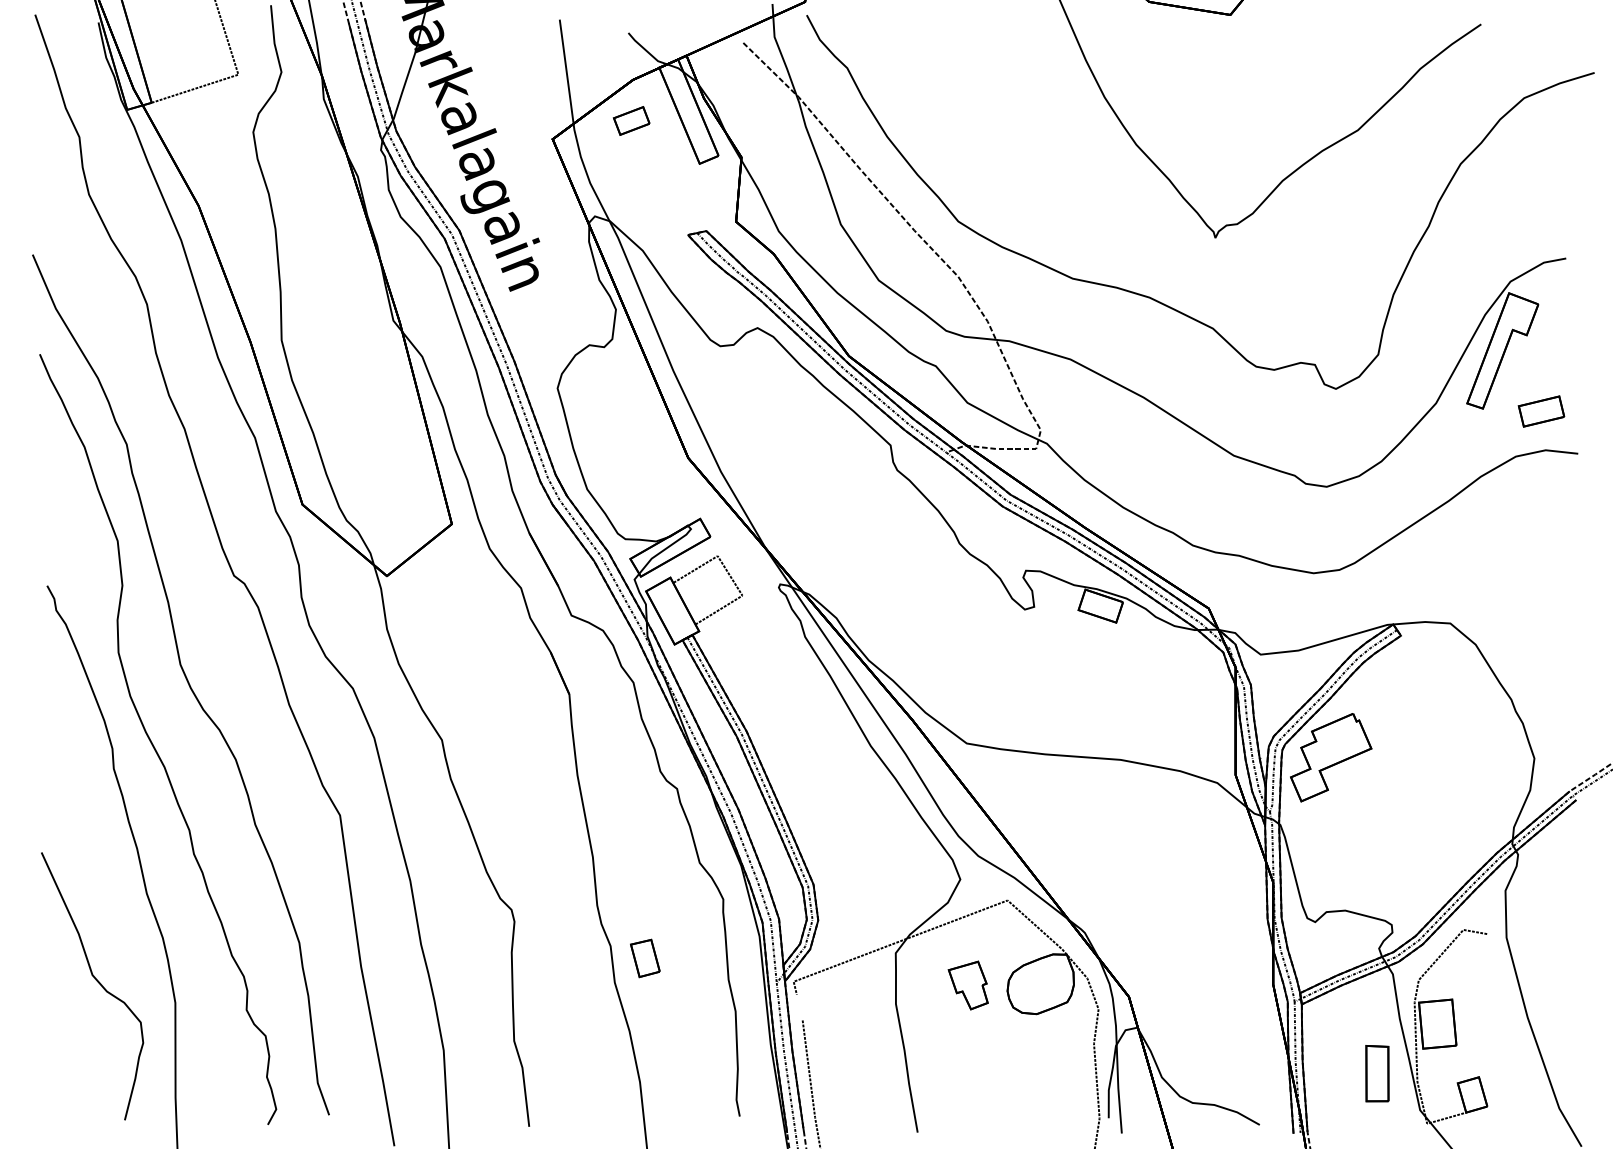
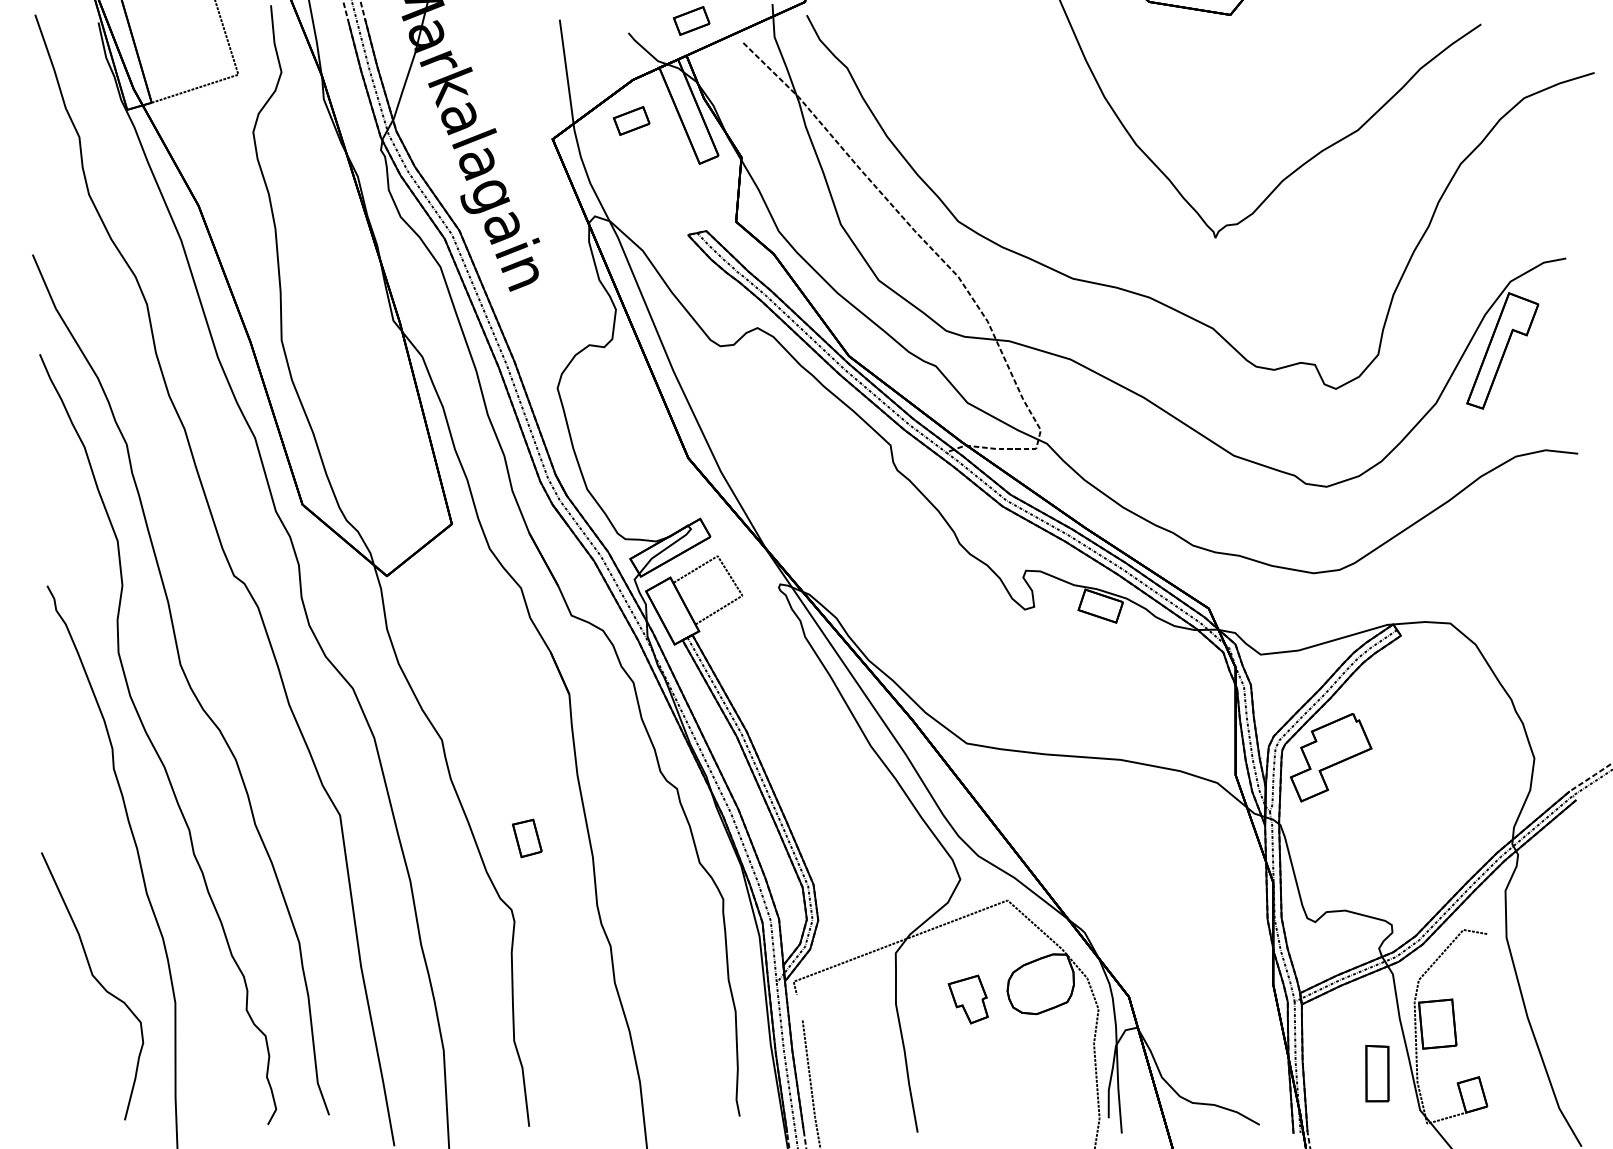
part: none -> present (691, 20)
part: present -> none (1541, 411)
part position: (645, 958) -> (527, 838) (527, 838)
part position: (967, 985) -> (967, 999) (967, 999)
